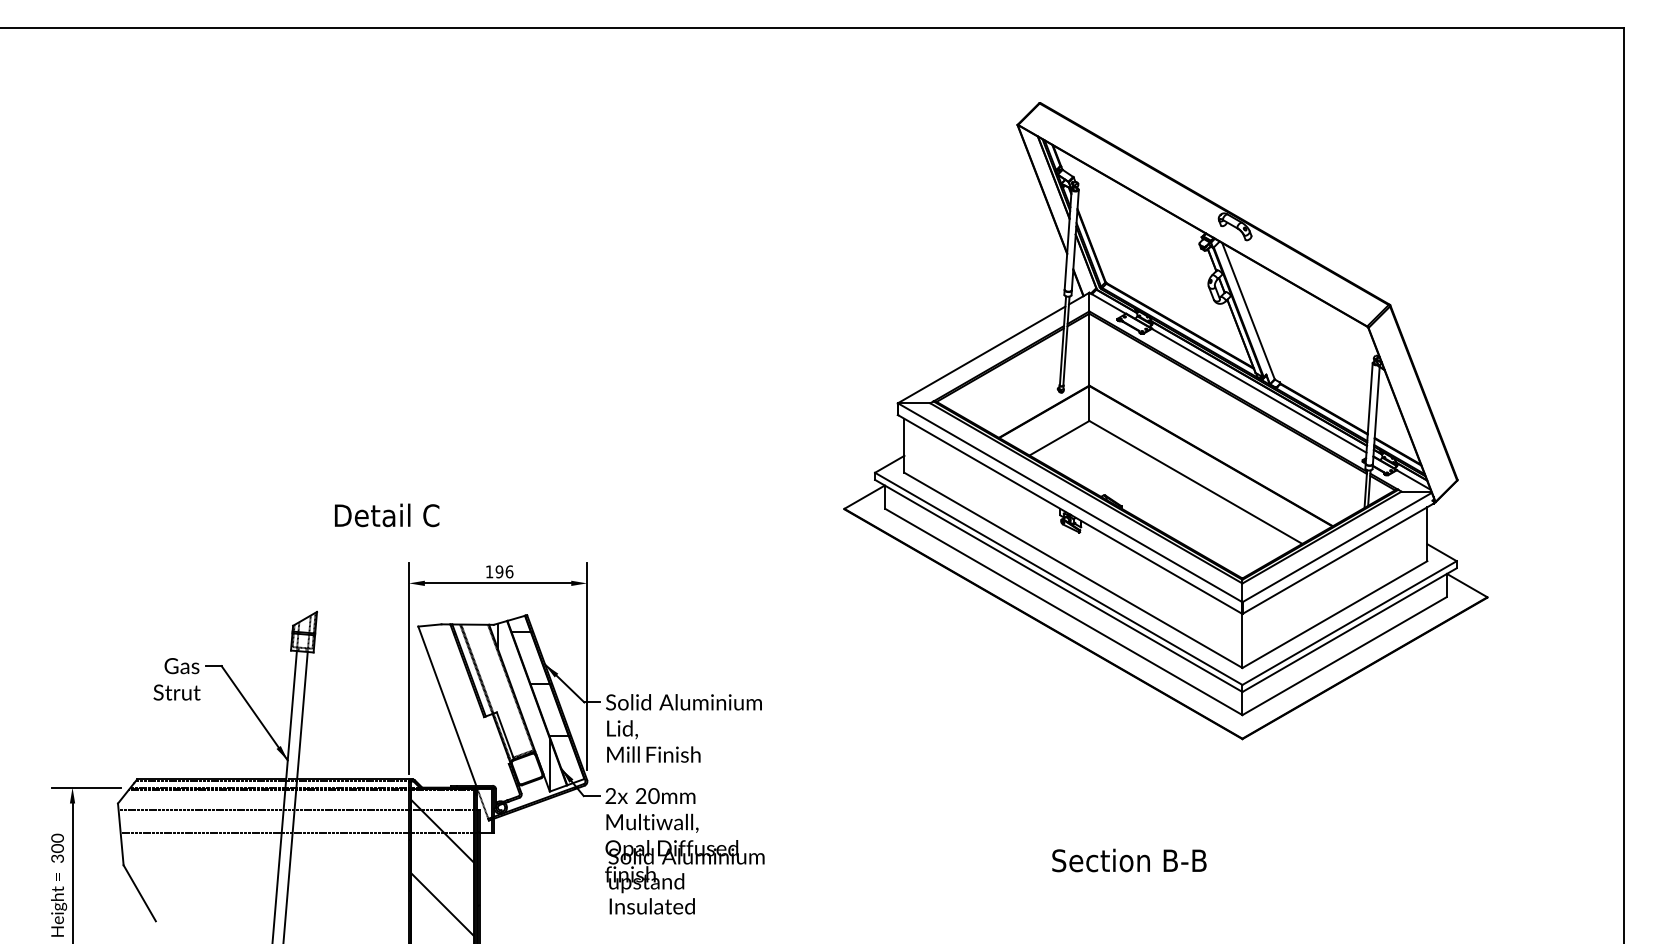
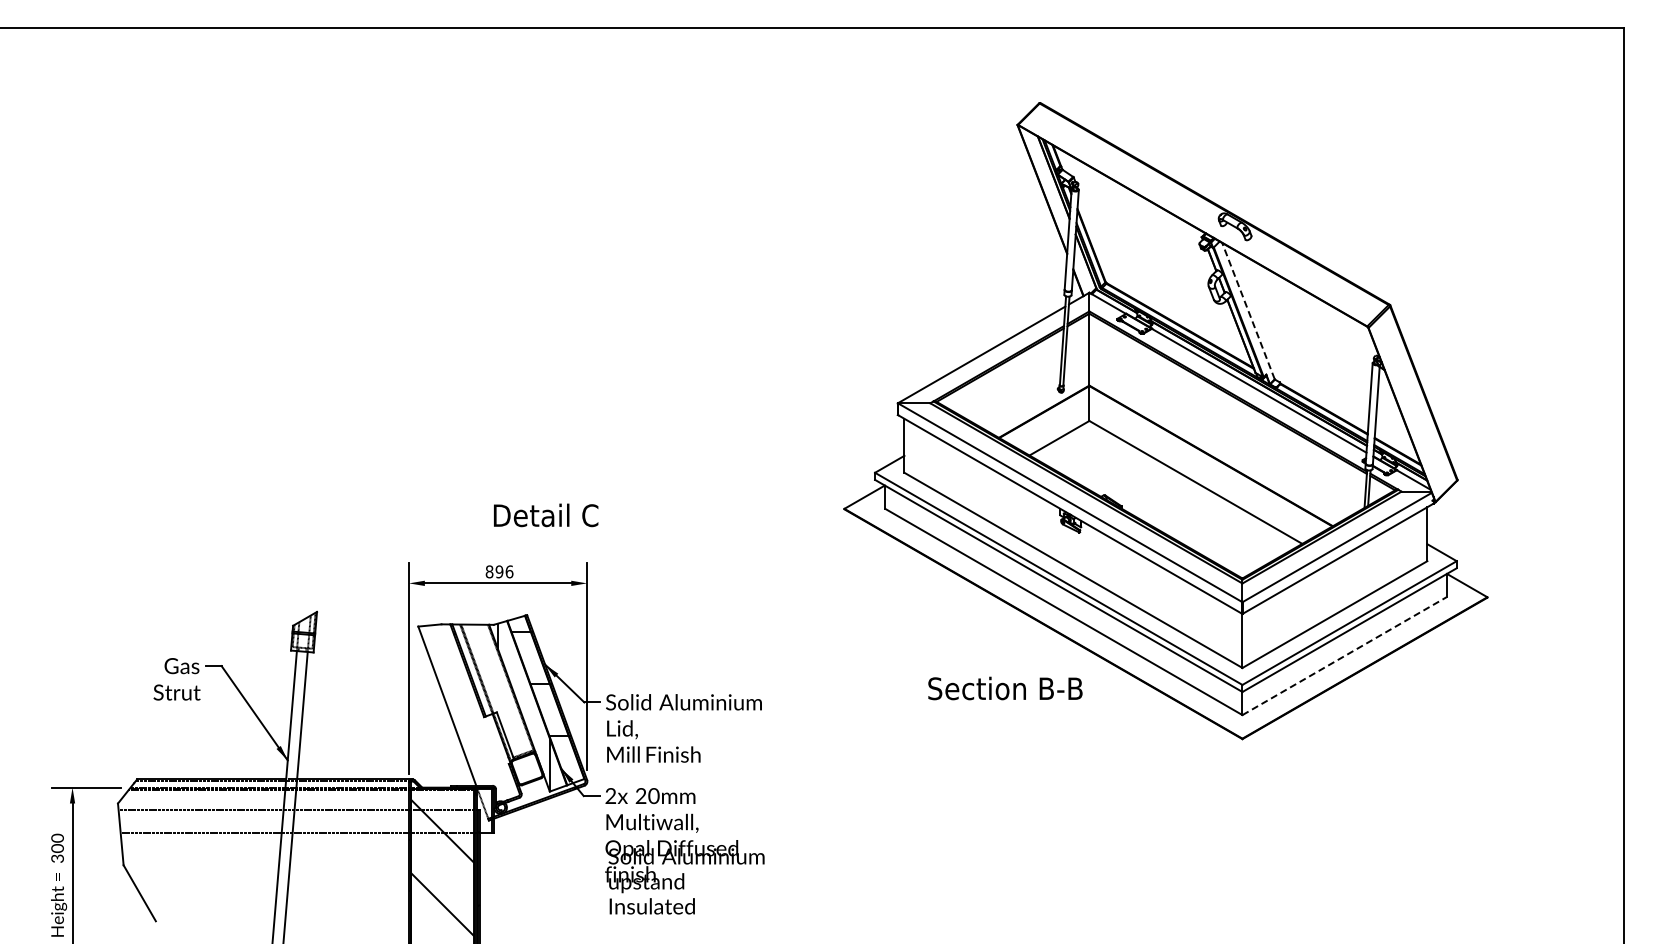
line: solid -> dashed (1248, 310)
text position: (387, 515) -> (546, 515) (546, 515)
text: 196 -> 896 (489, 571)
line: solid -> dashed (1344, 656)
text position: (1129, 860) -> (1005, 688) (1005, 688)
